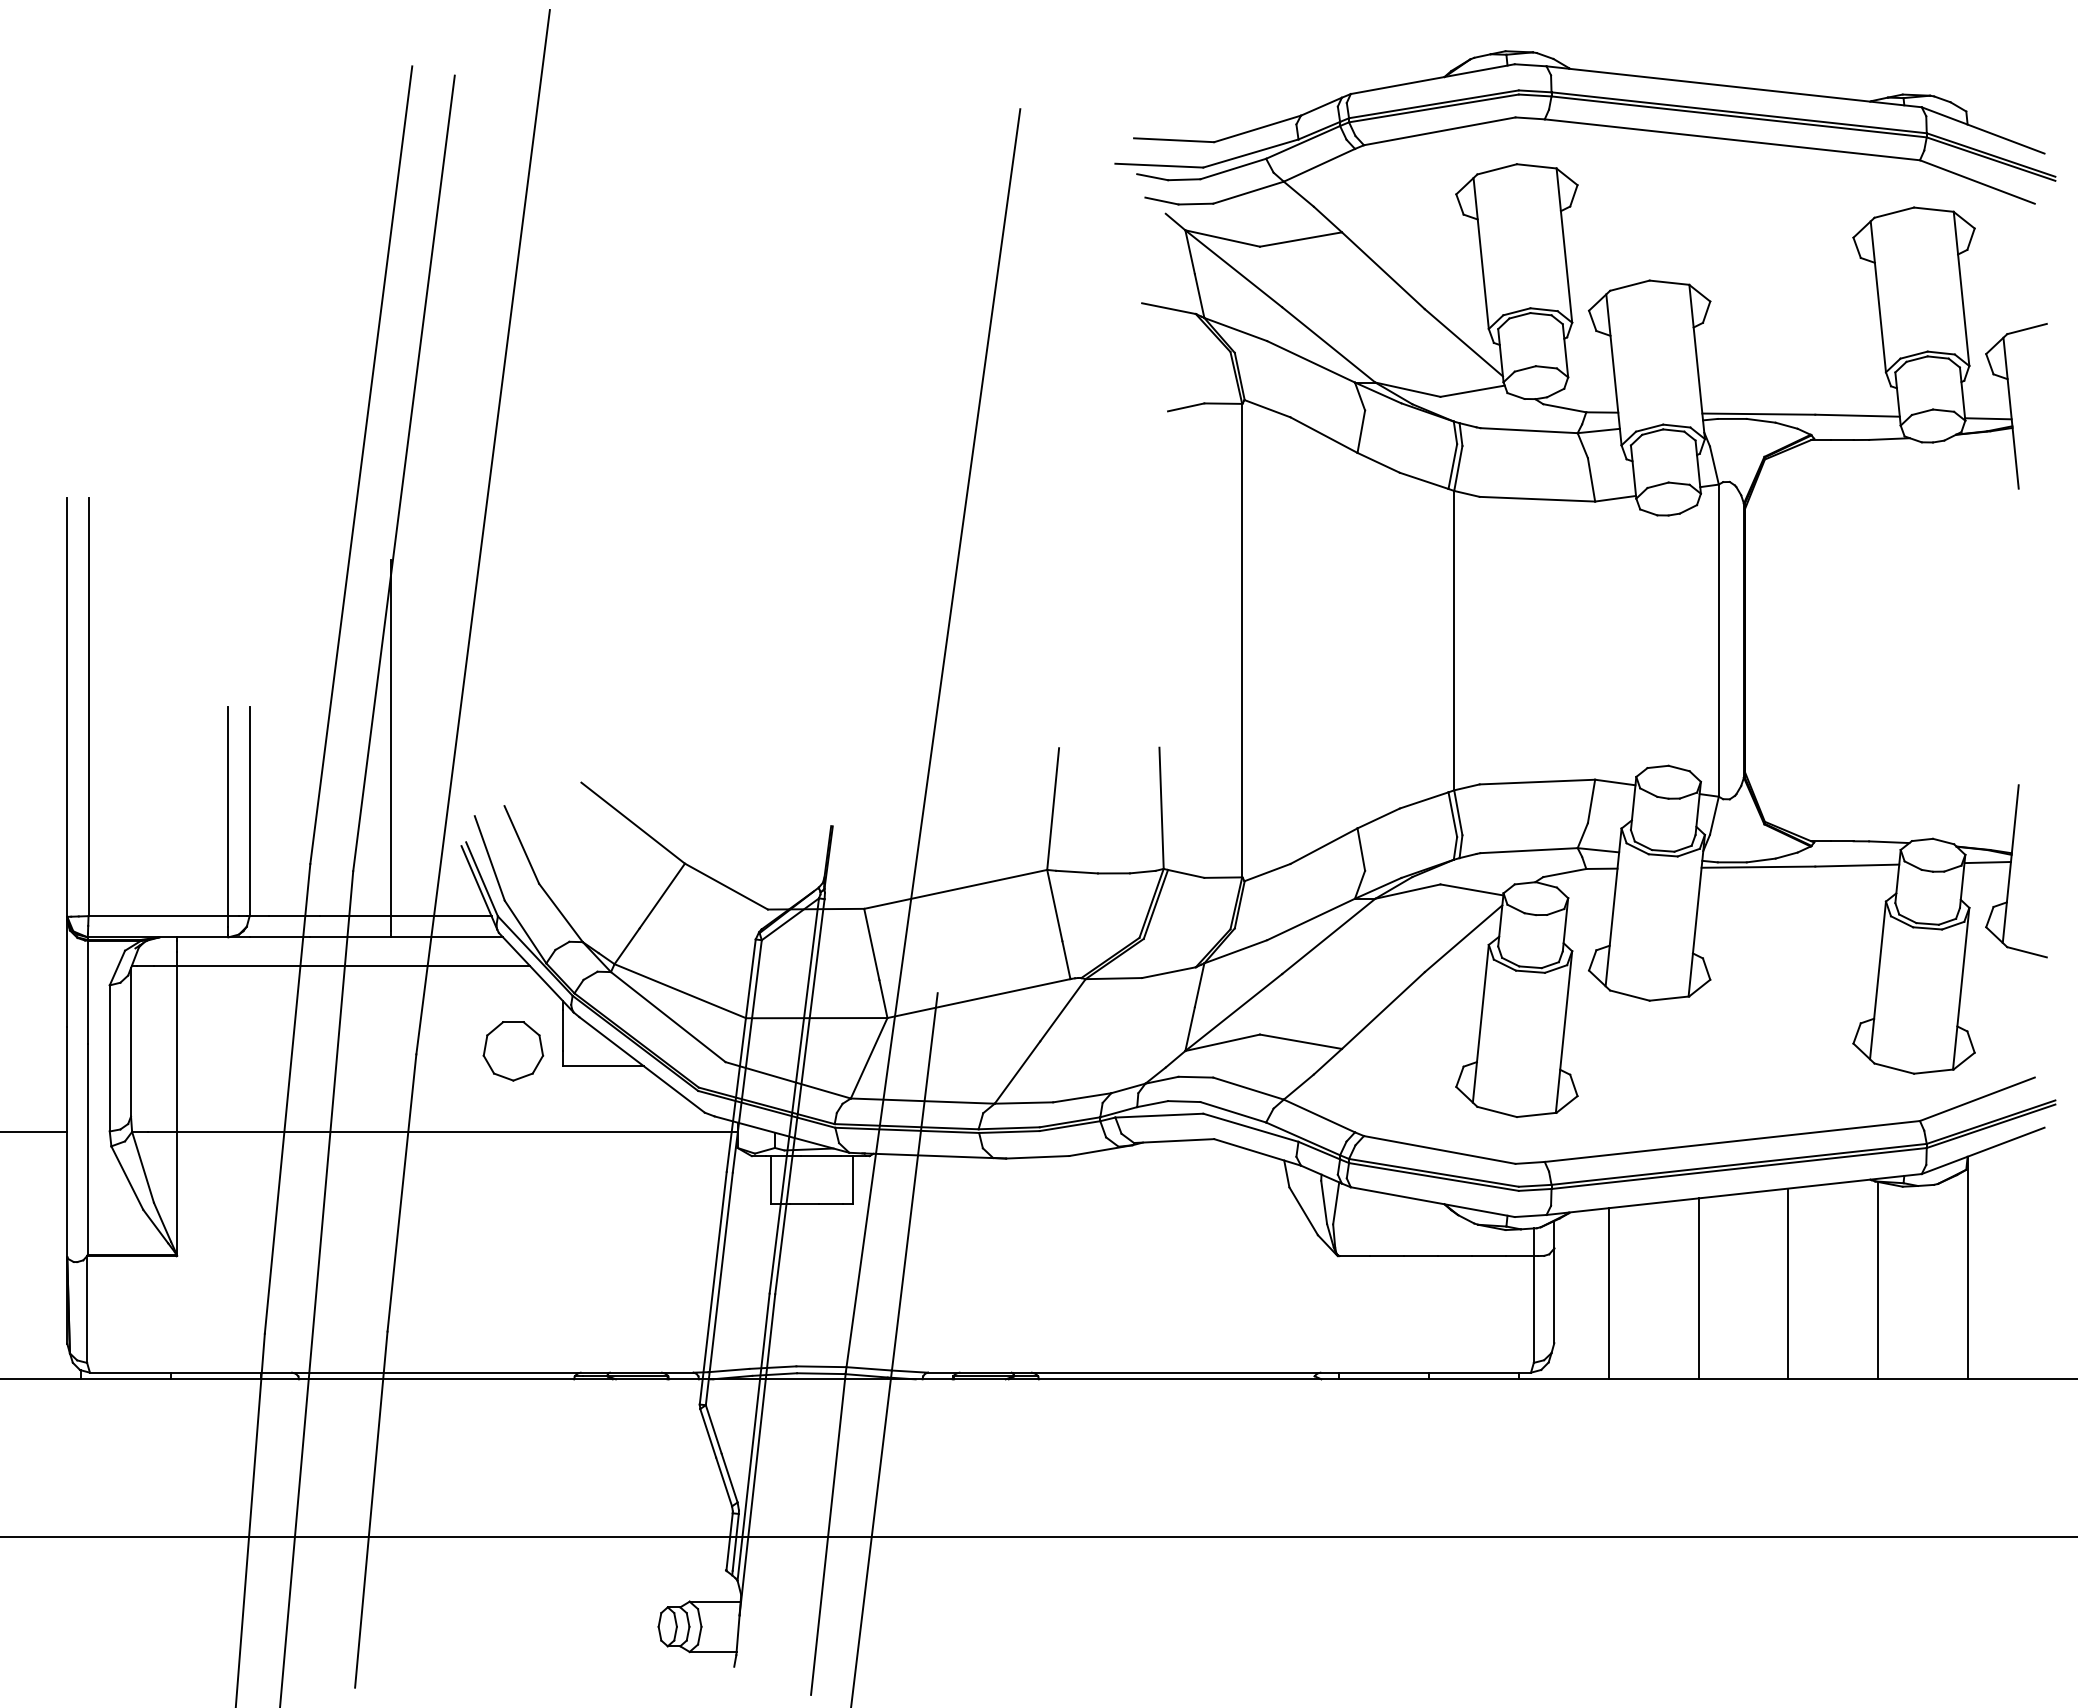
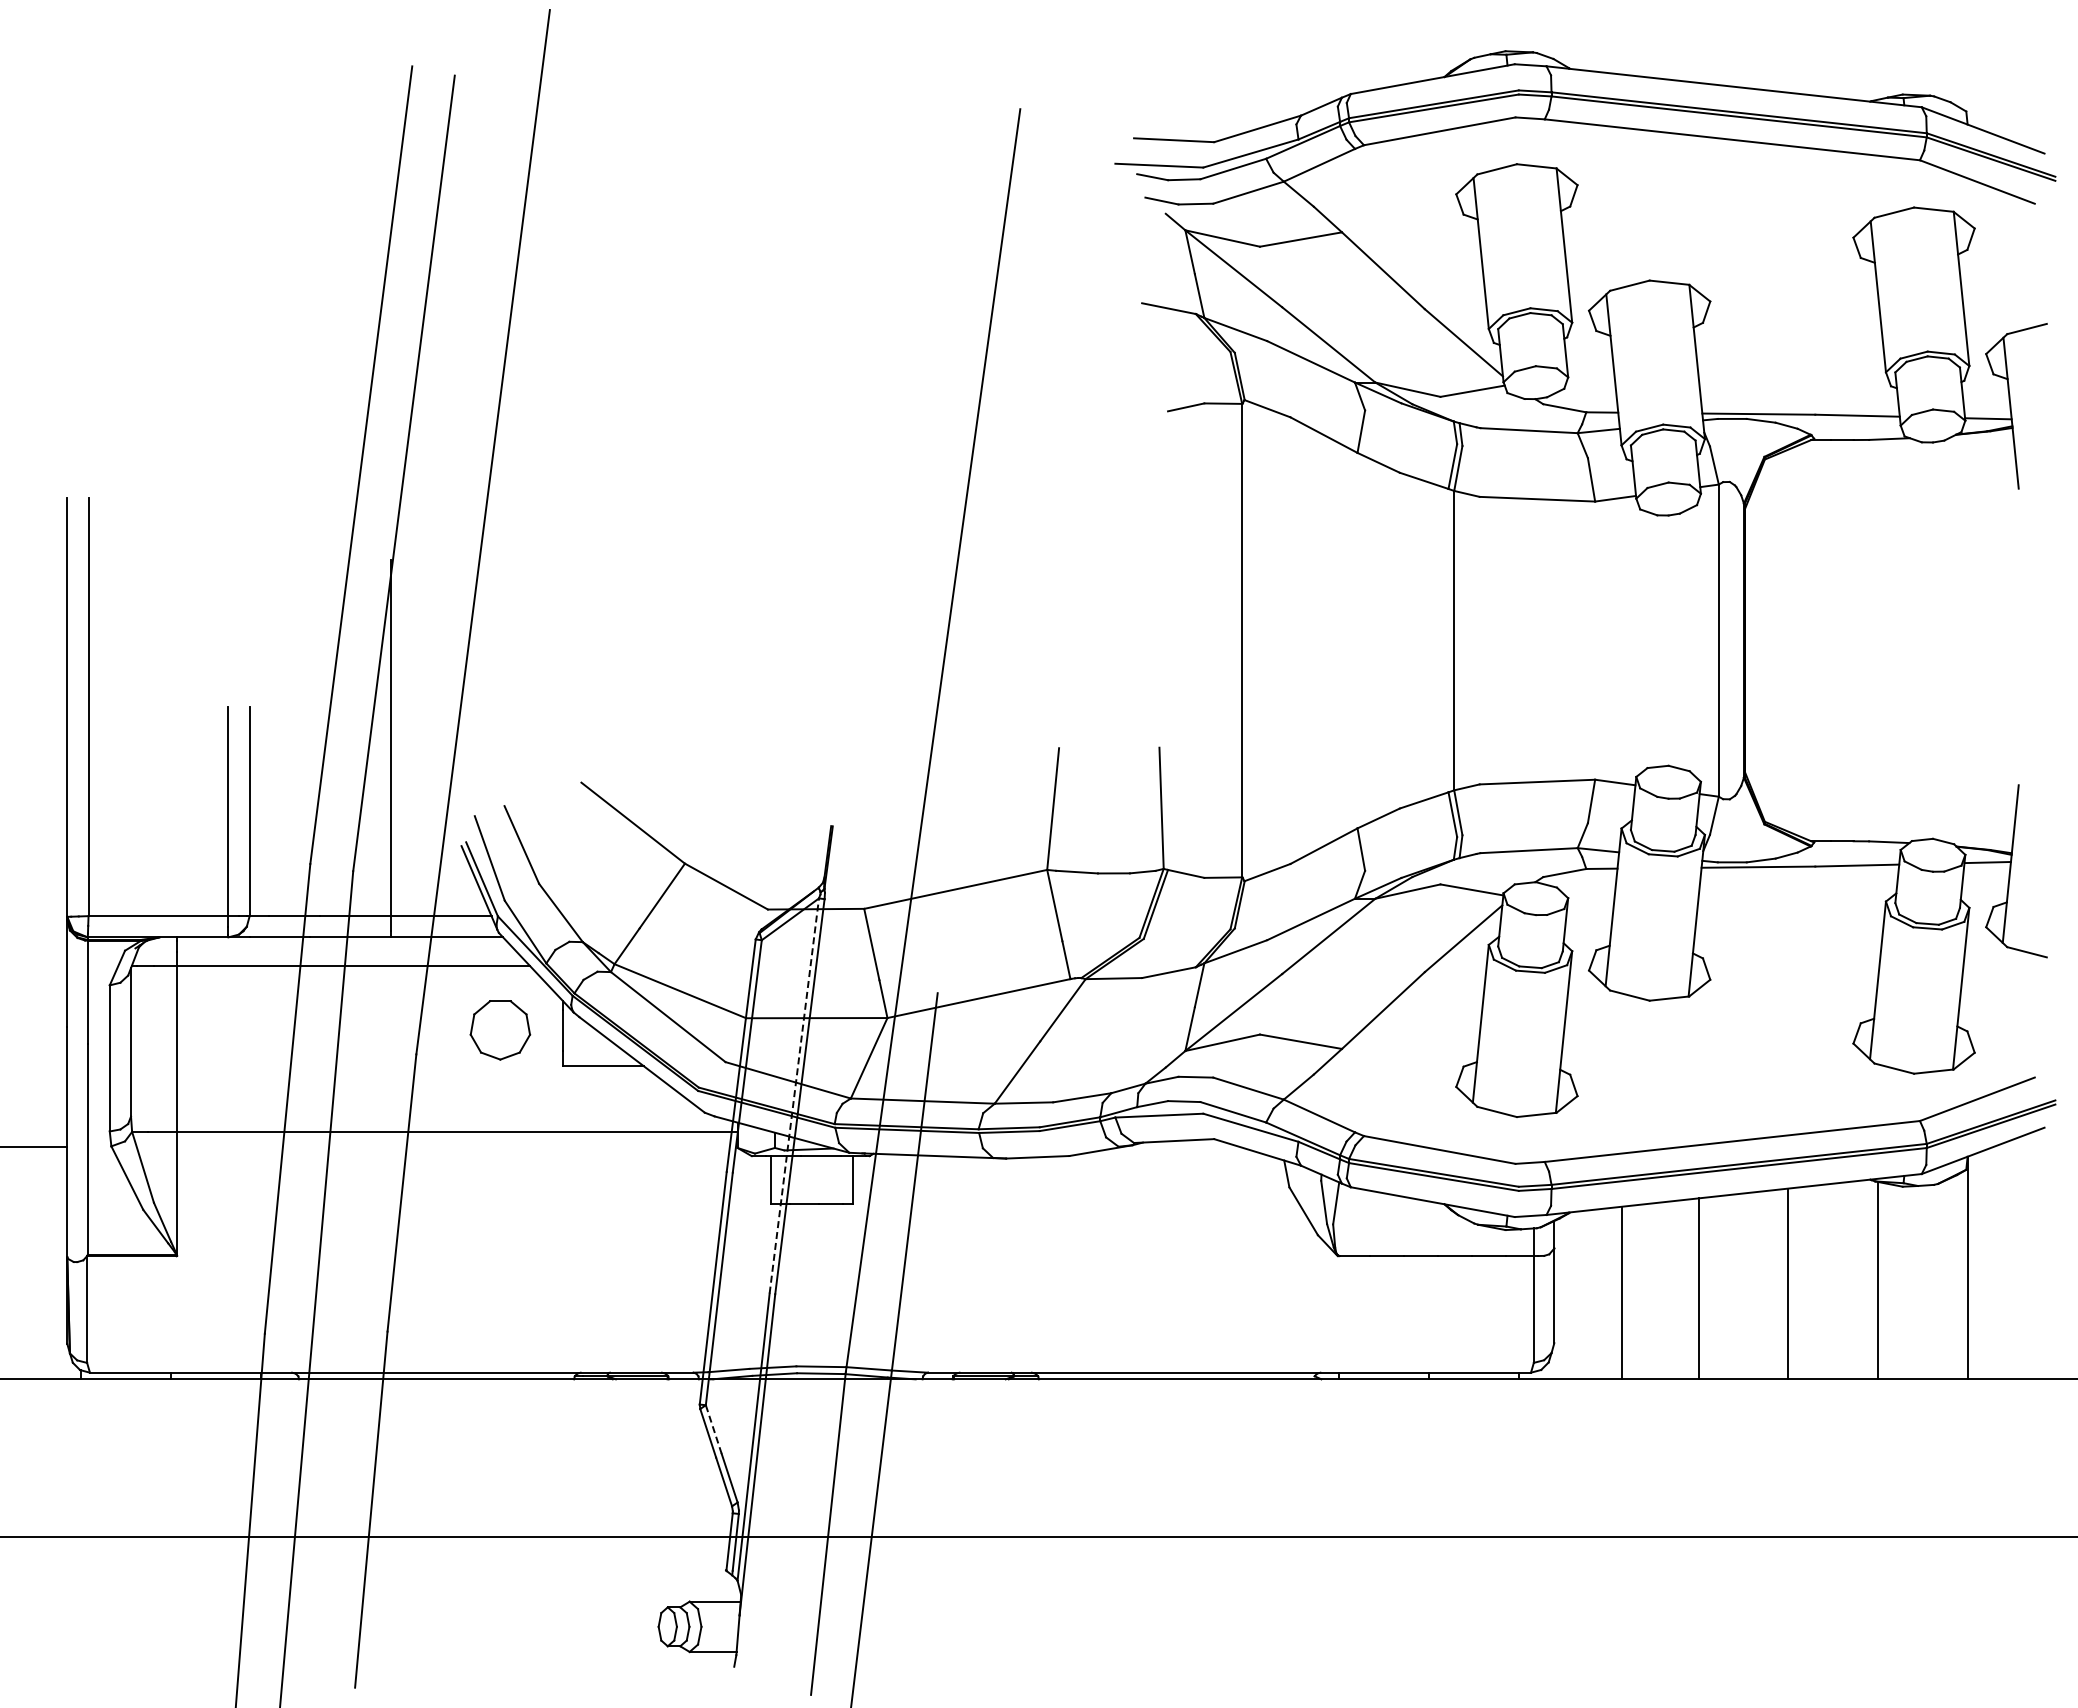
part position: (513, 1051) -> (500, 1030) (500, 1030)
line: solid -> dashed (794, 1095)
line position: (34, 1131) -> (34, 1146) (34, 1146)
line position: (1608, 1293) -> (1621, 1293) (1621, 1293)
line: solid -> dashed (713, 1429)
